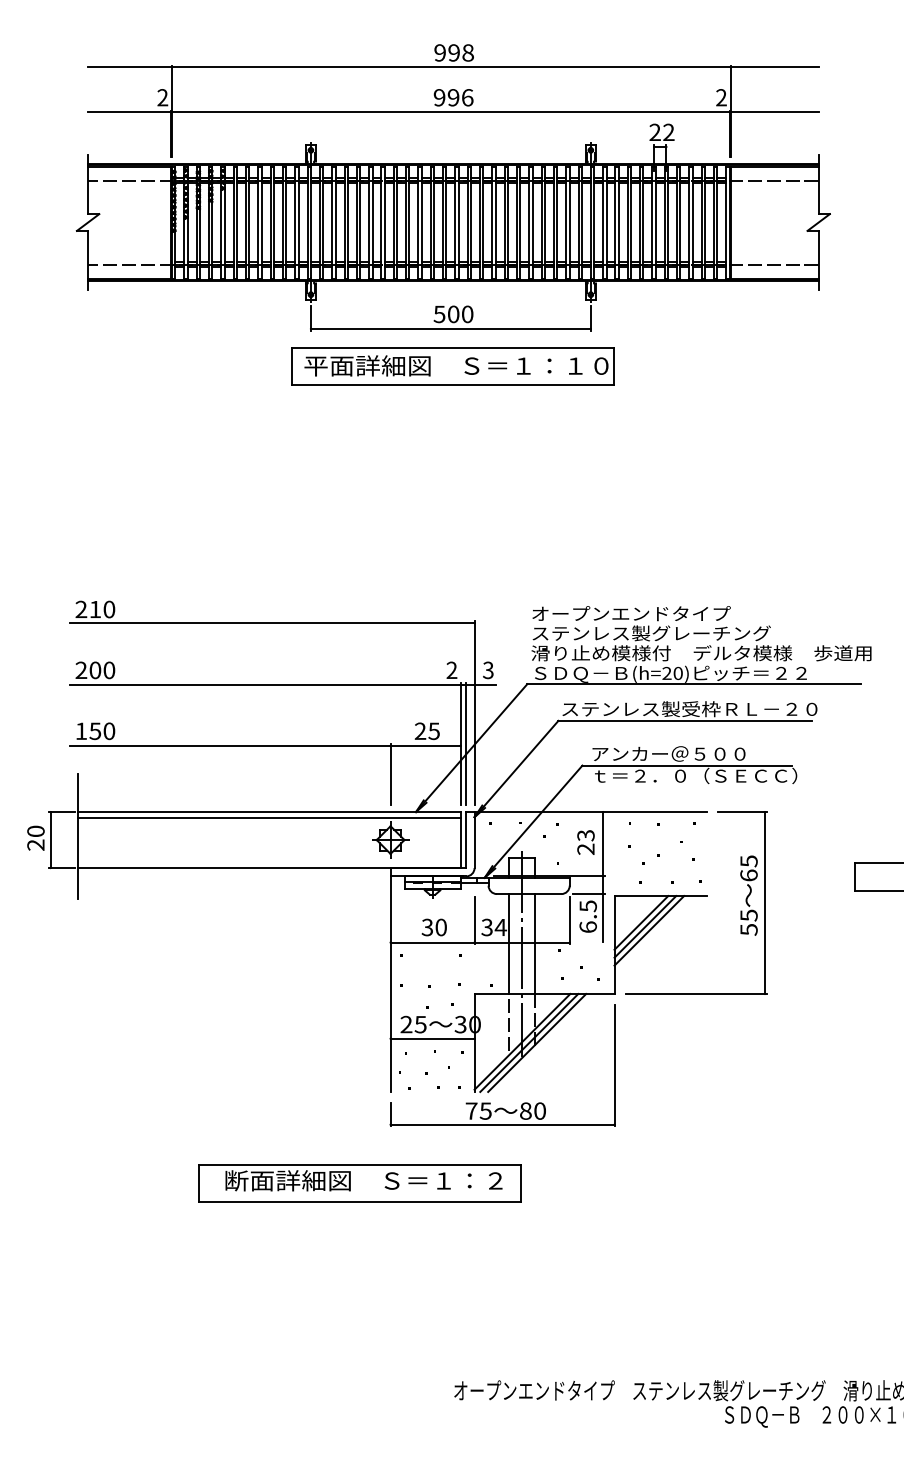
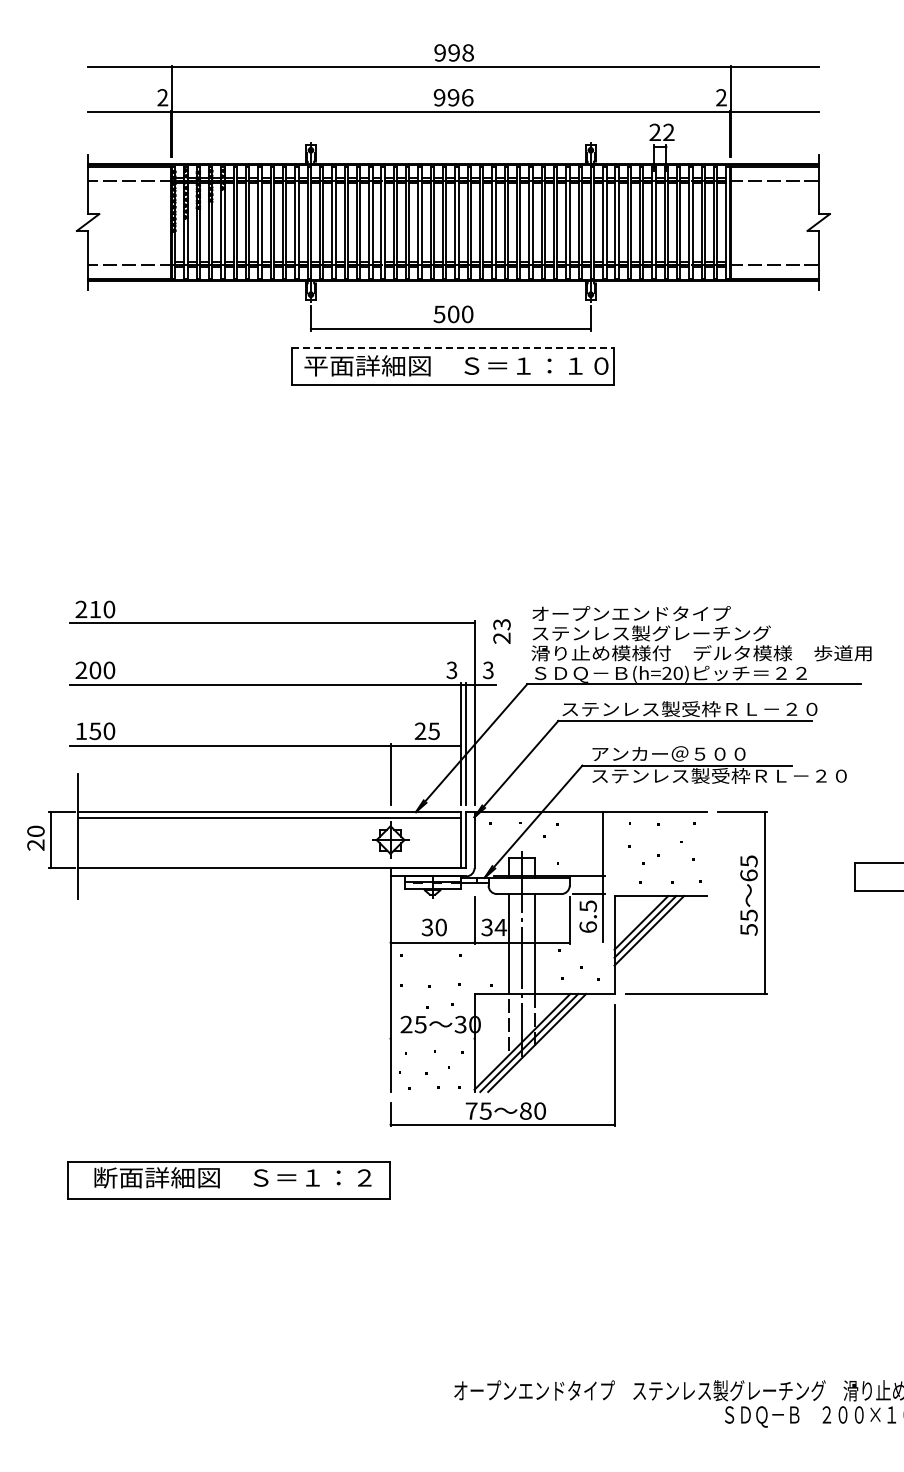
line: solid -> dashed (452, 348)
text: 2 -> 3 (451, 670)
text: ｔ＝２．０（ＳＥＣＣ） -> ステンレス製受枠ＲＬ－２０ (719, 775)
text position: (585, 842) -> (501, 631) (501, 631)
line: present -> none (432, 1038)
part position: (359, 1183) -> (228, 1180) (228, 1180)
